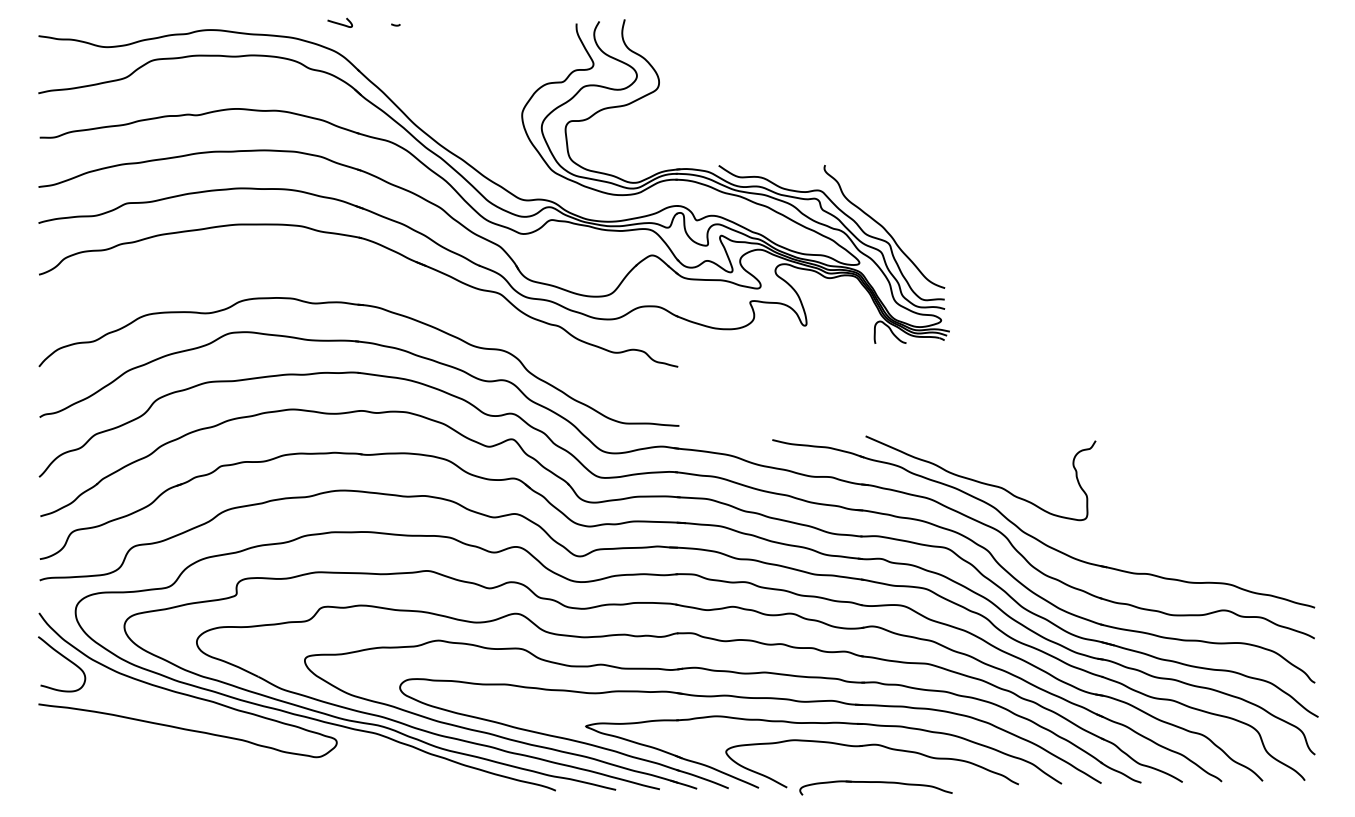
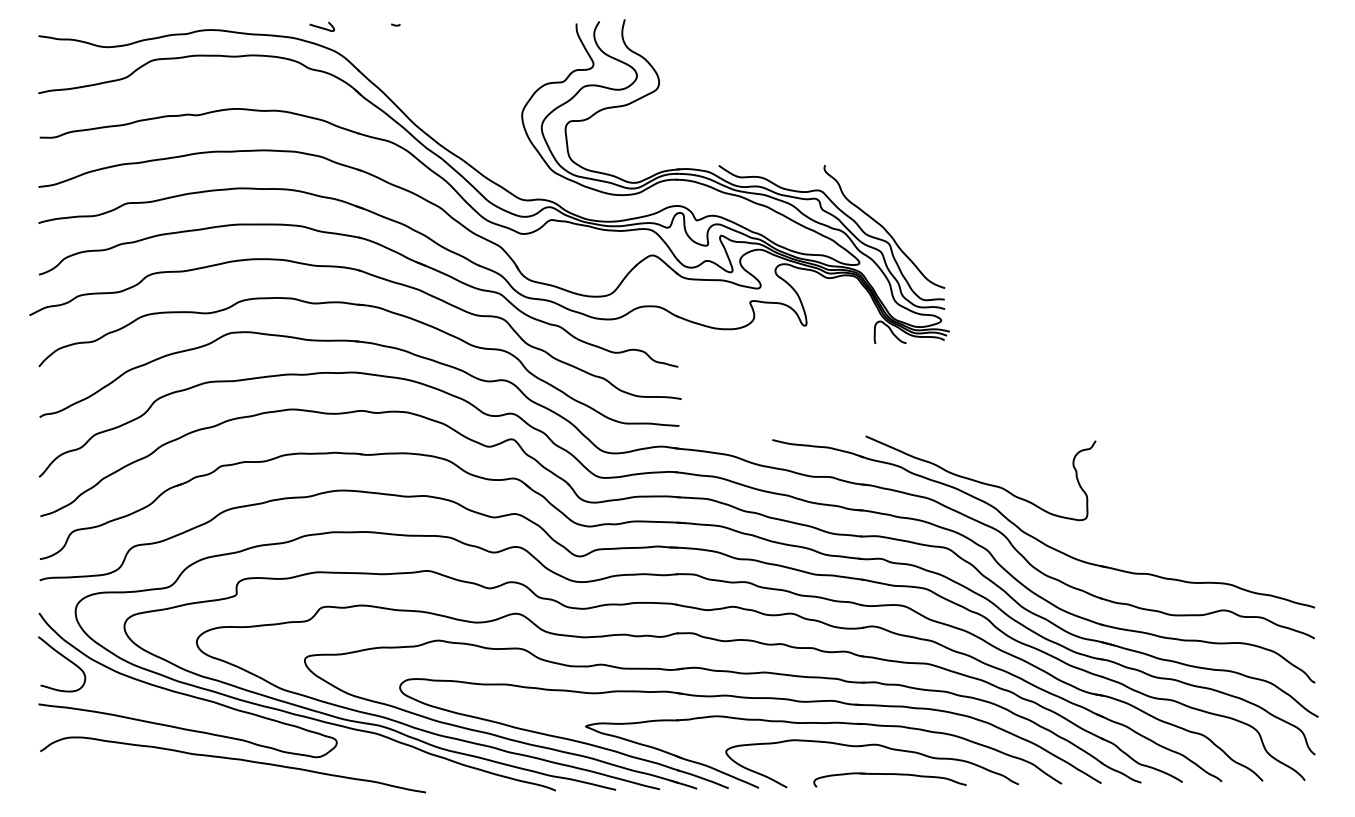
curve position: (338, 22) -> (320, 26) (320, 26)
part: none -> present (372, 276)
curve: none -> present (232, 759)
part position: (875, 787) -> (889, 779) (889, 779)
